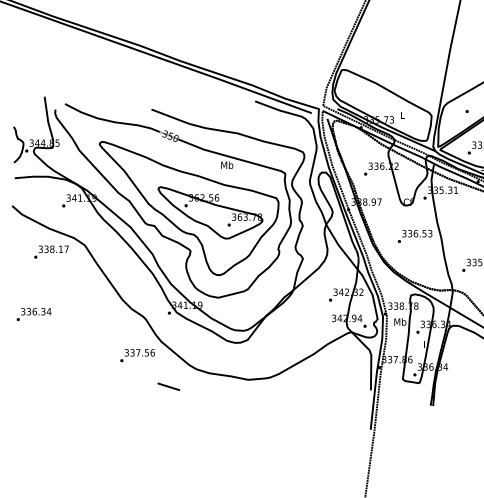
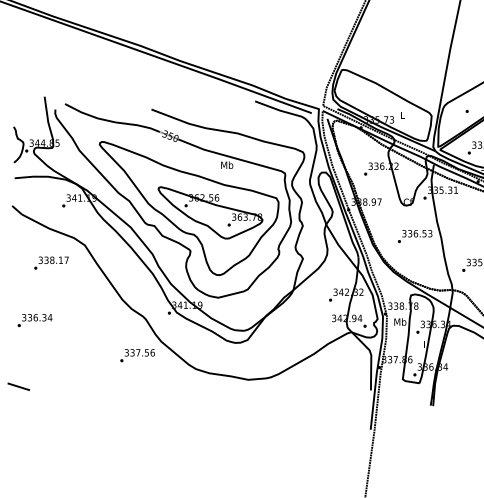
text position: (51, 251) -> (51, 262) (51, 262)
text position: (33, 314) -> (34, 320) (34, 320)
line position: (168, 386) -> (18, 386) (18, 386)
